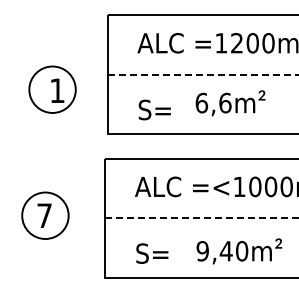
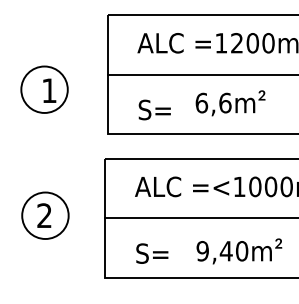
line: dashed -> solid (203, 74)
part position: (52, 89) -> (44, 89) (44, 89)
text: 7 -> 2 (44, 215)
line: dashed -> solid (201, 218)
